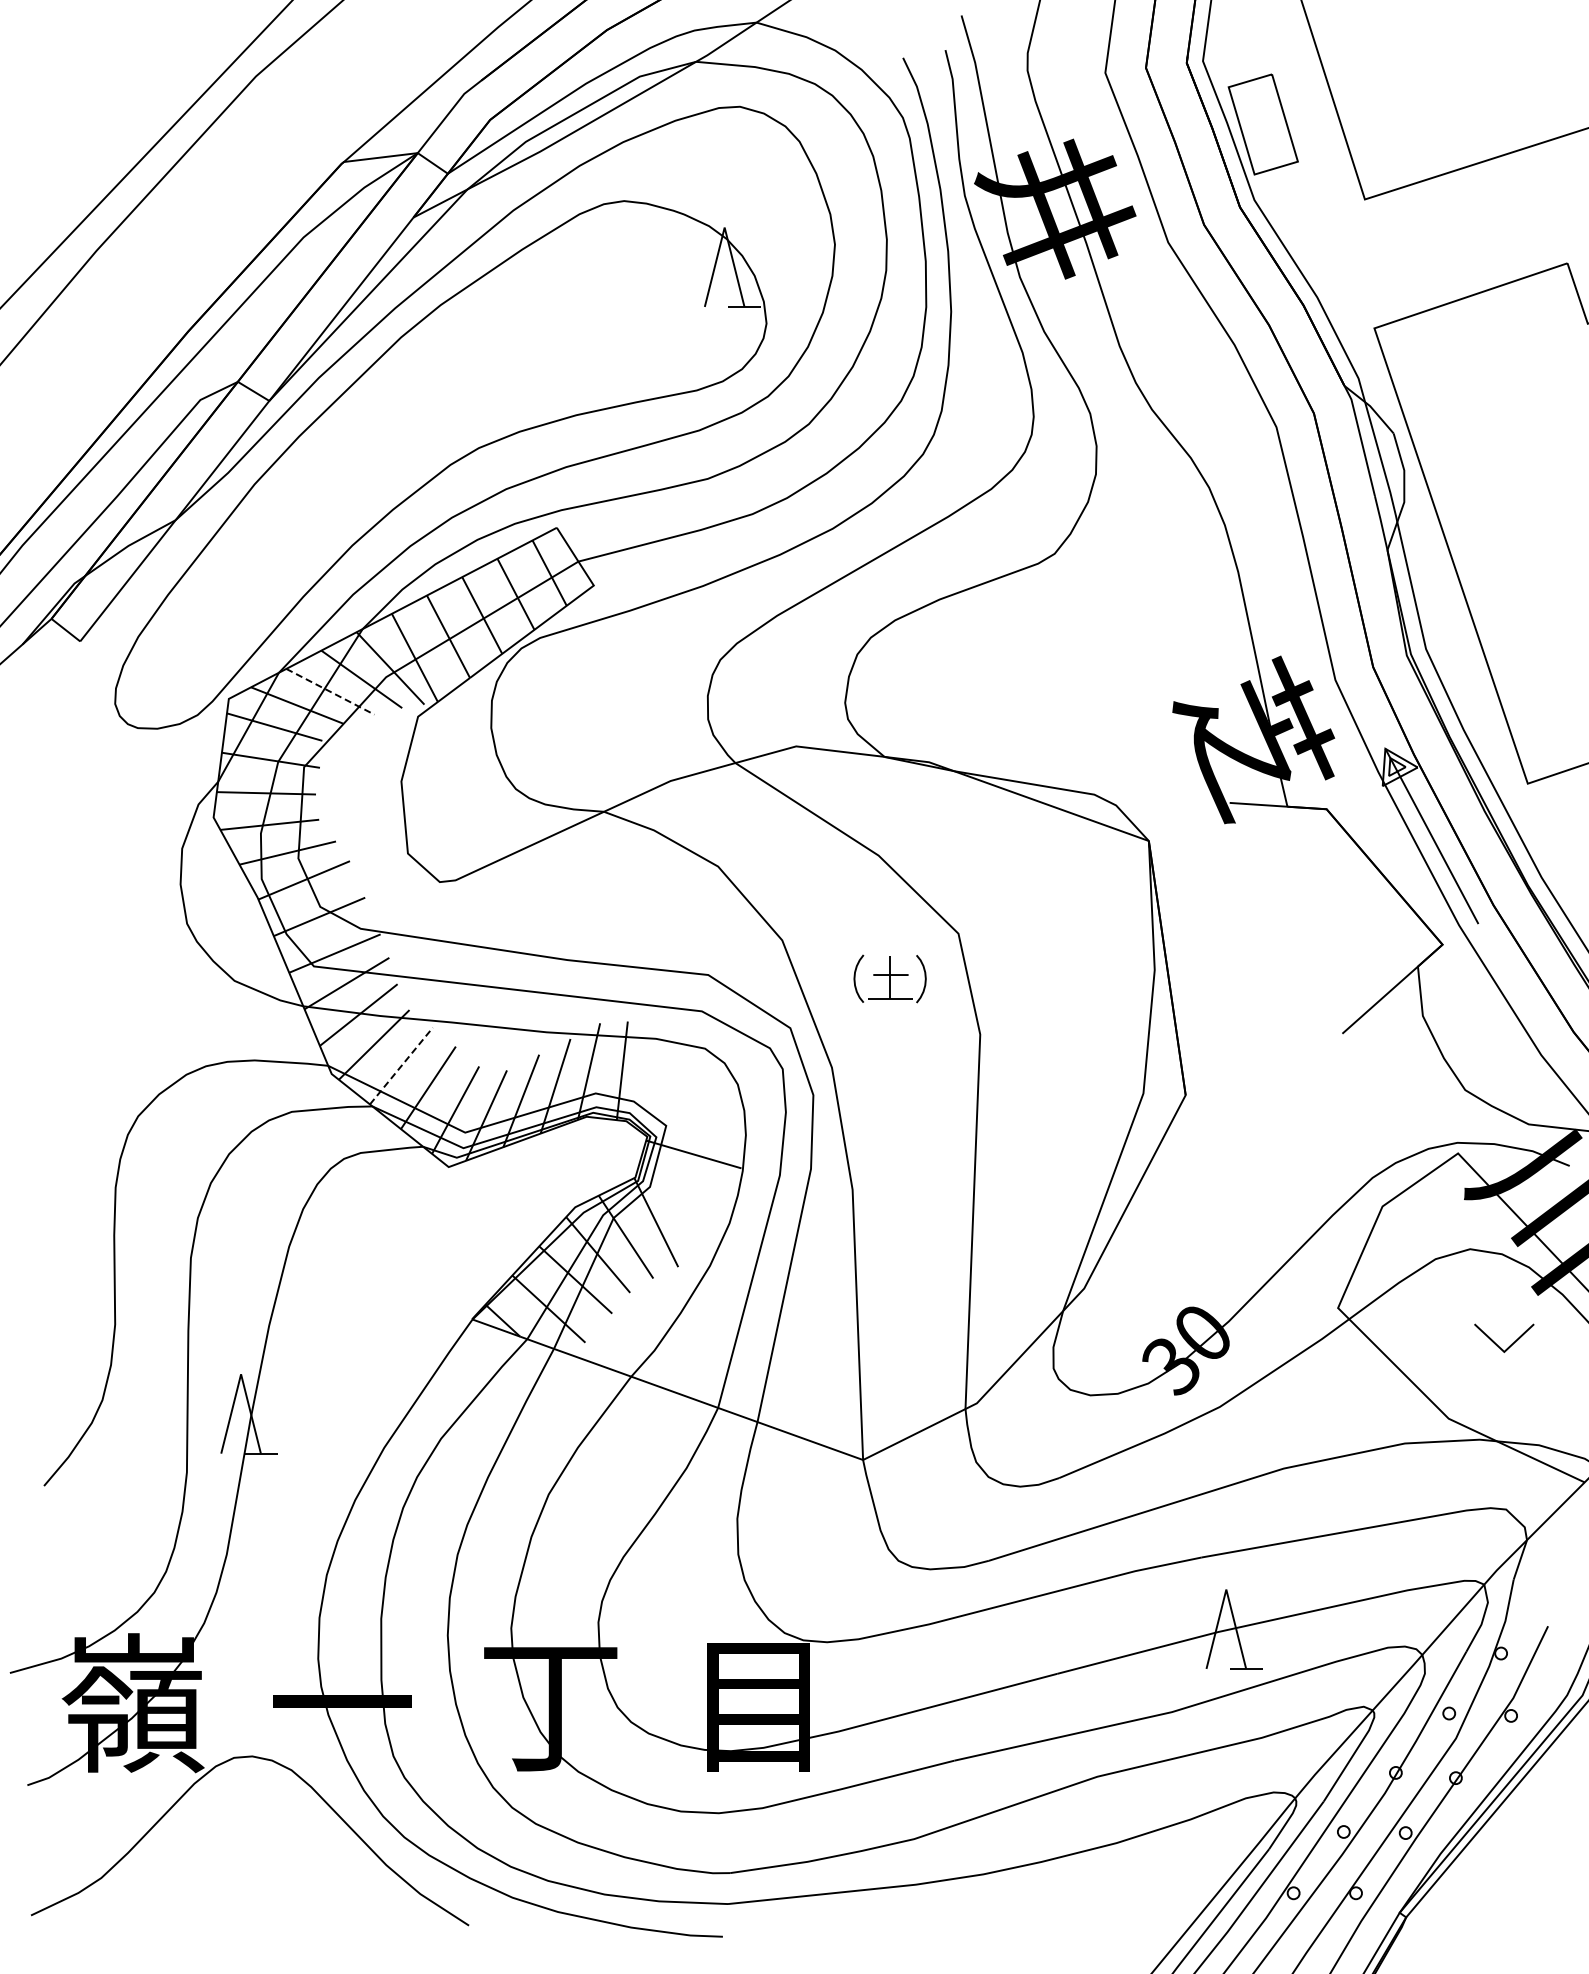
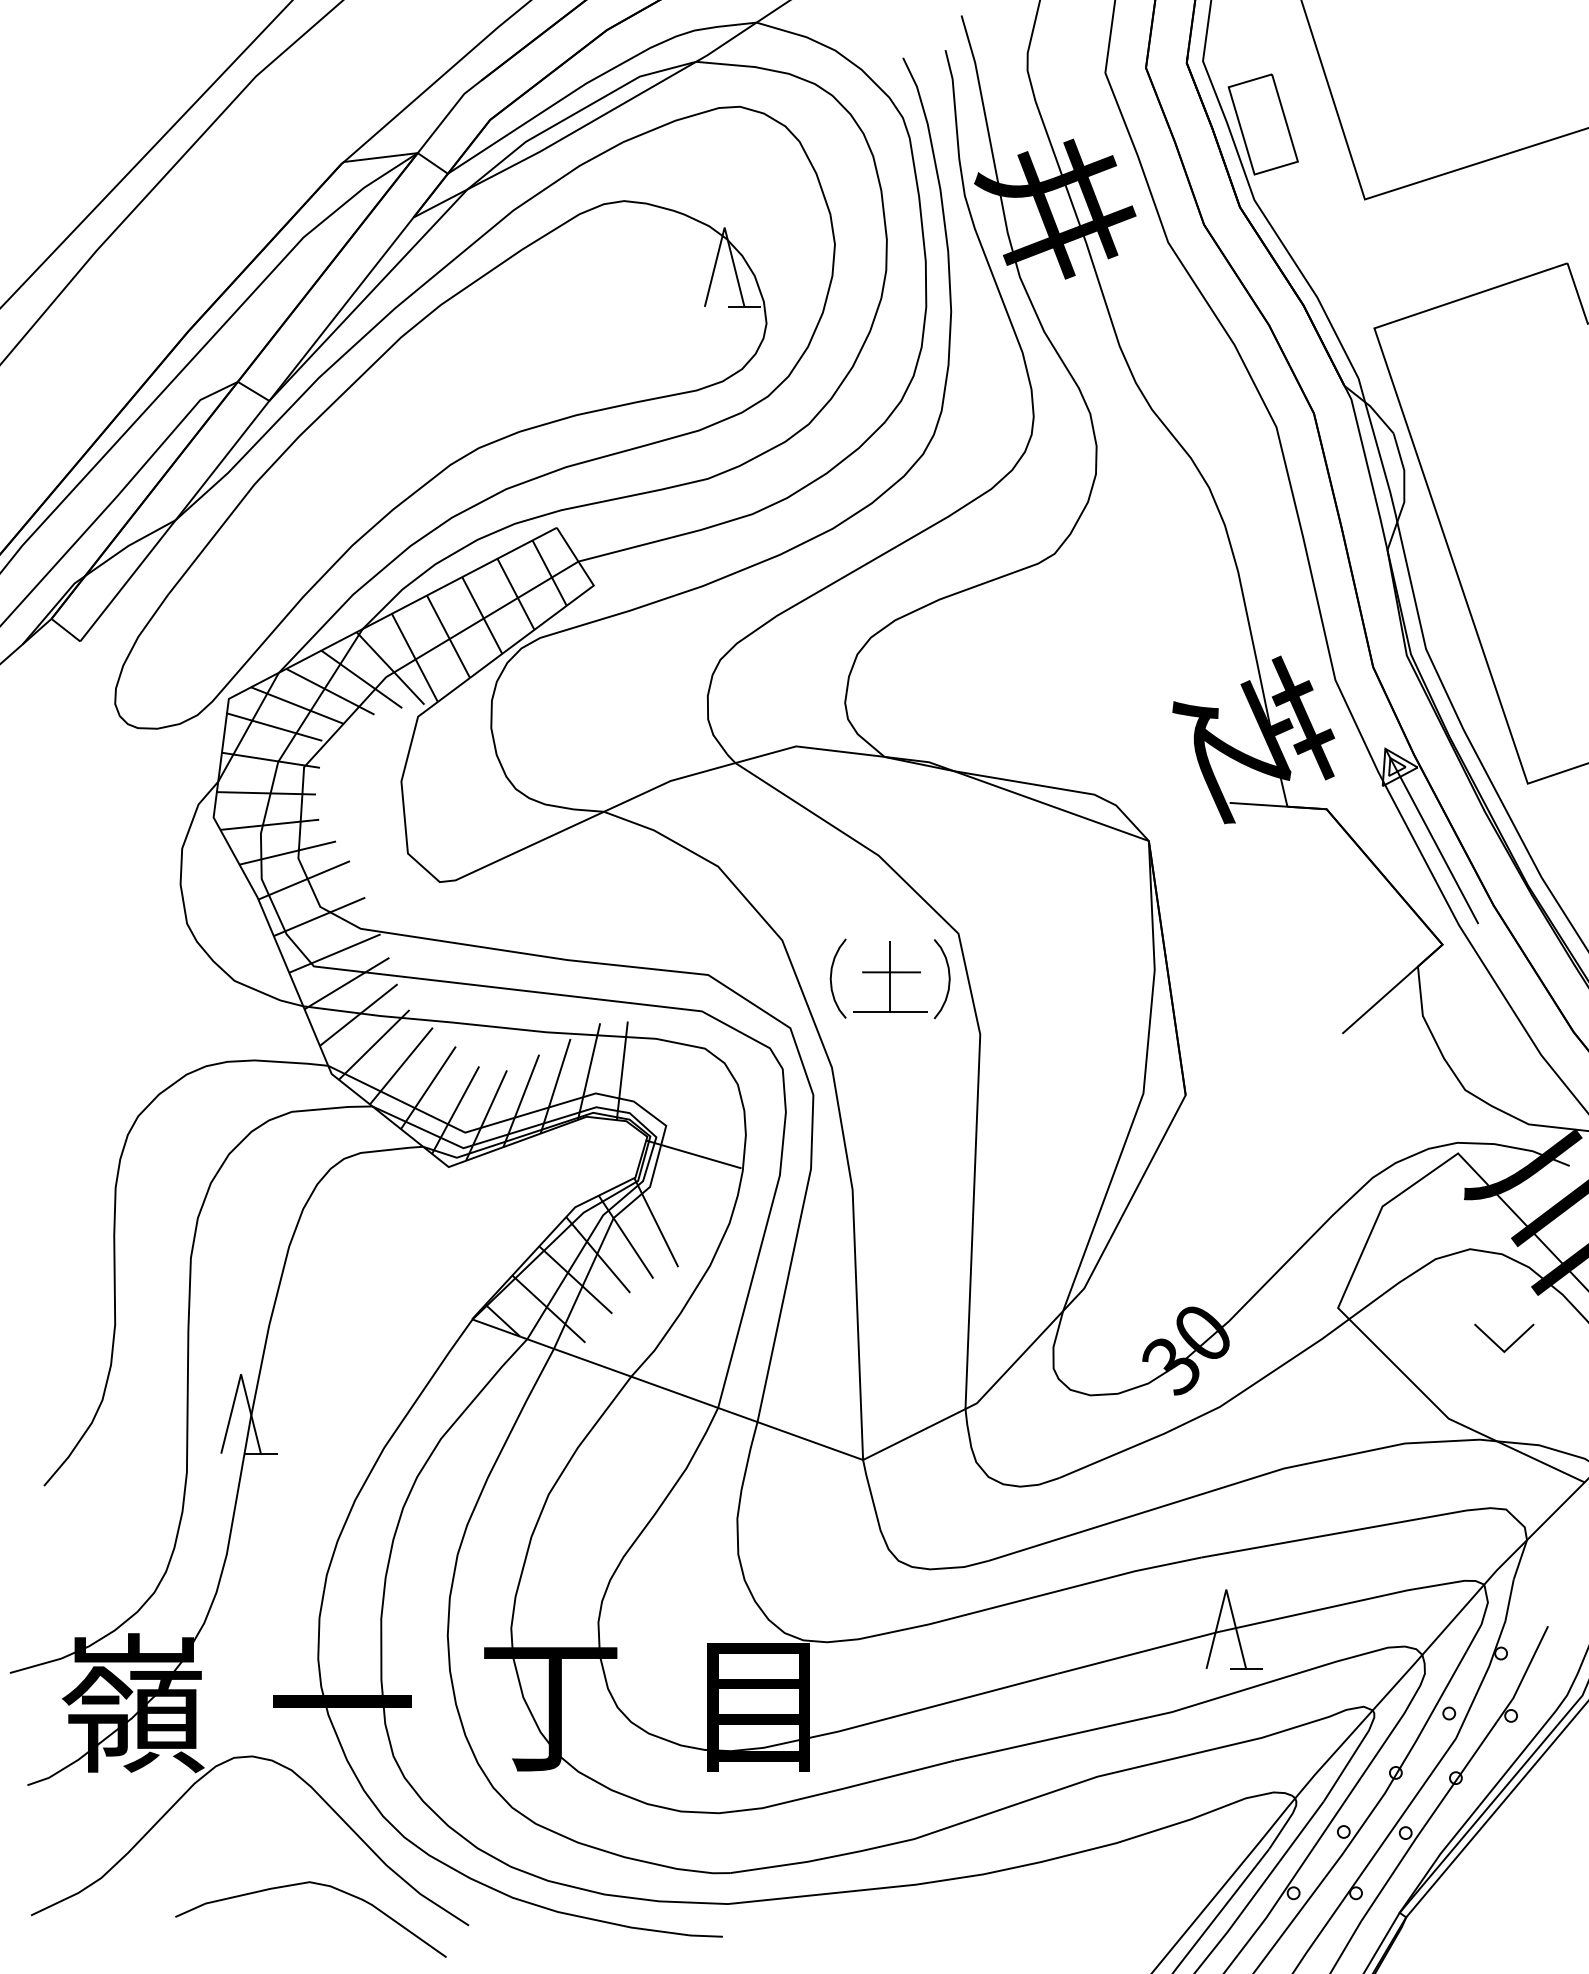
line: dashed -> solid (330, 691)
part size: 74x50 px -> 122x82 px (889, 978)
line: dashed -> solid (401, 1066)
curve: none -> present (315, 1884)
